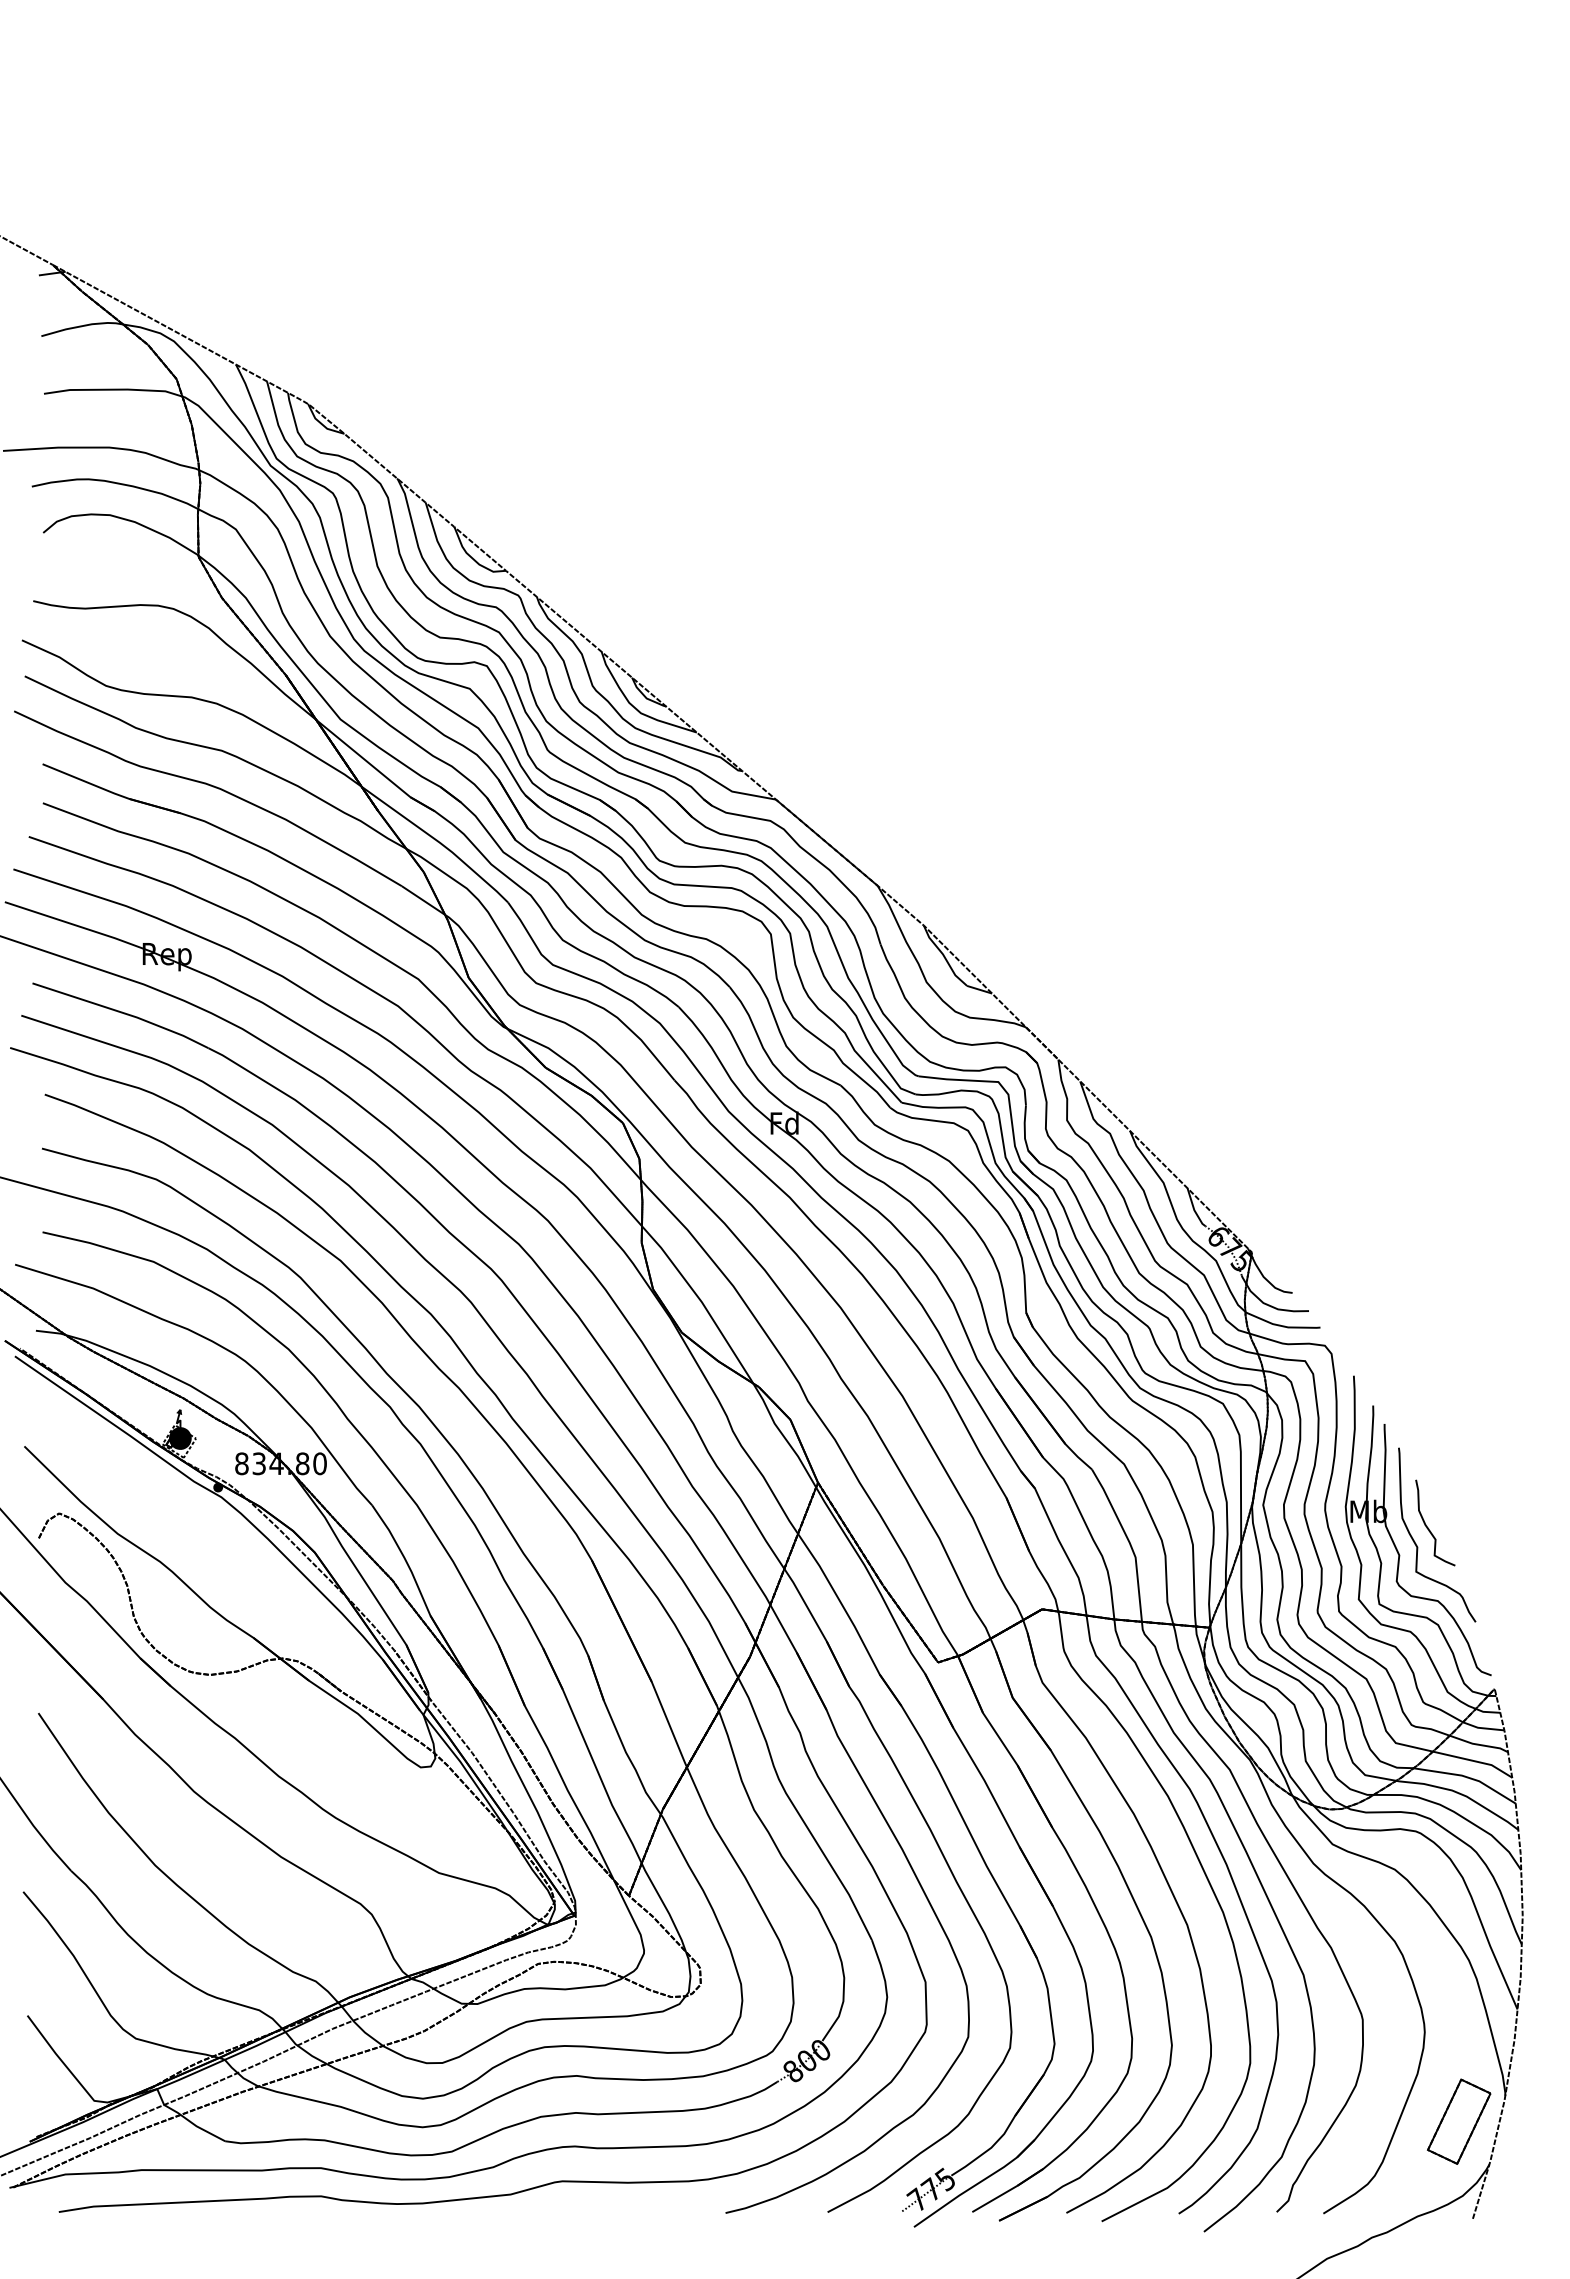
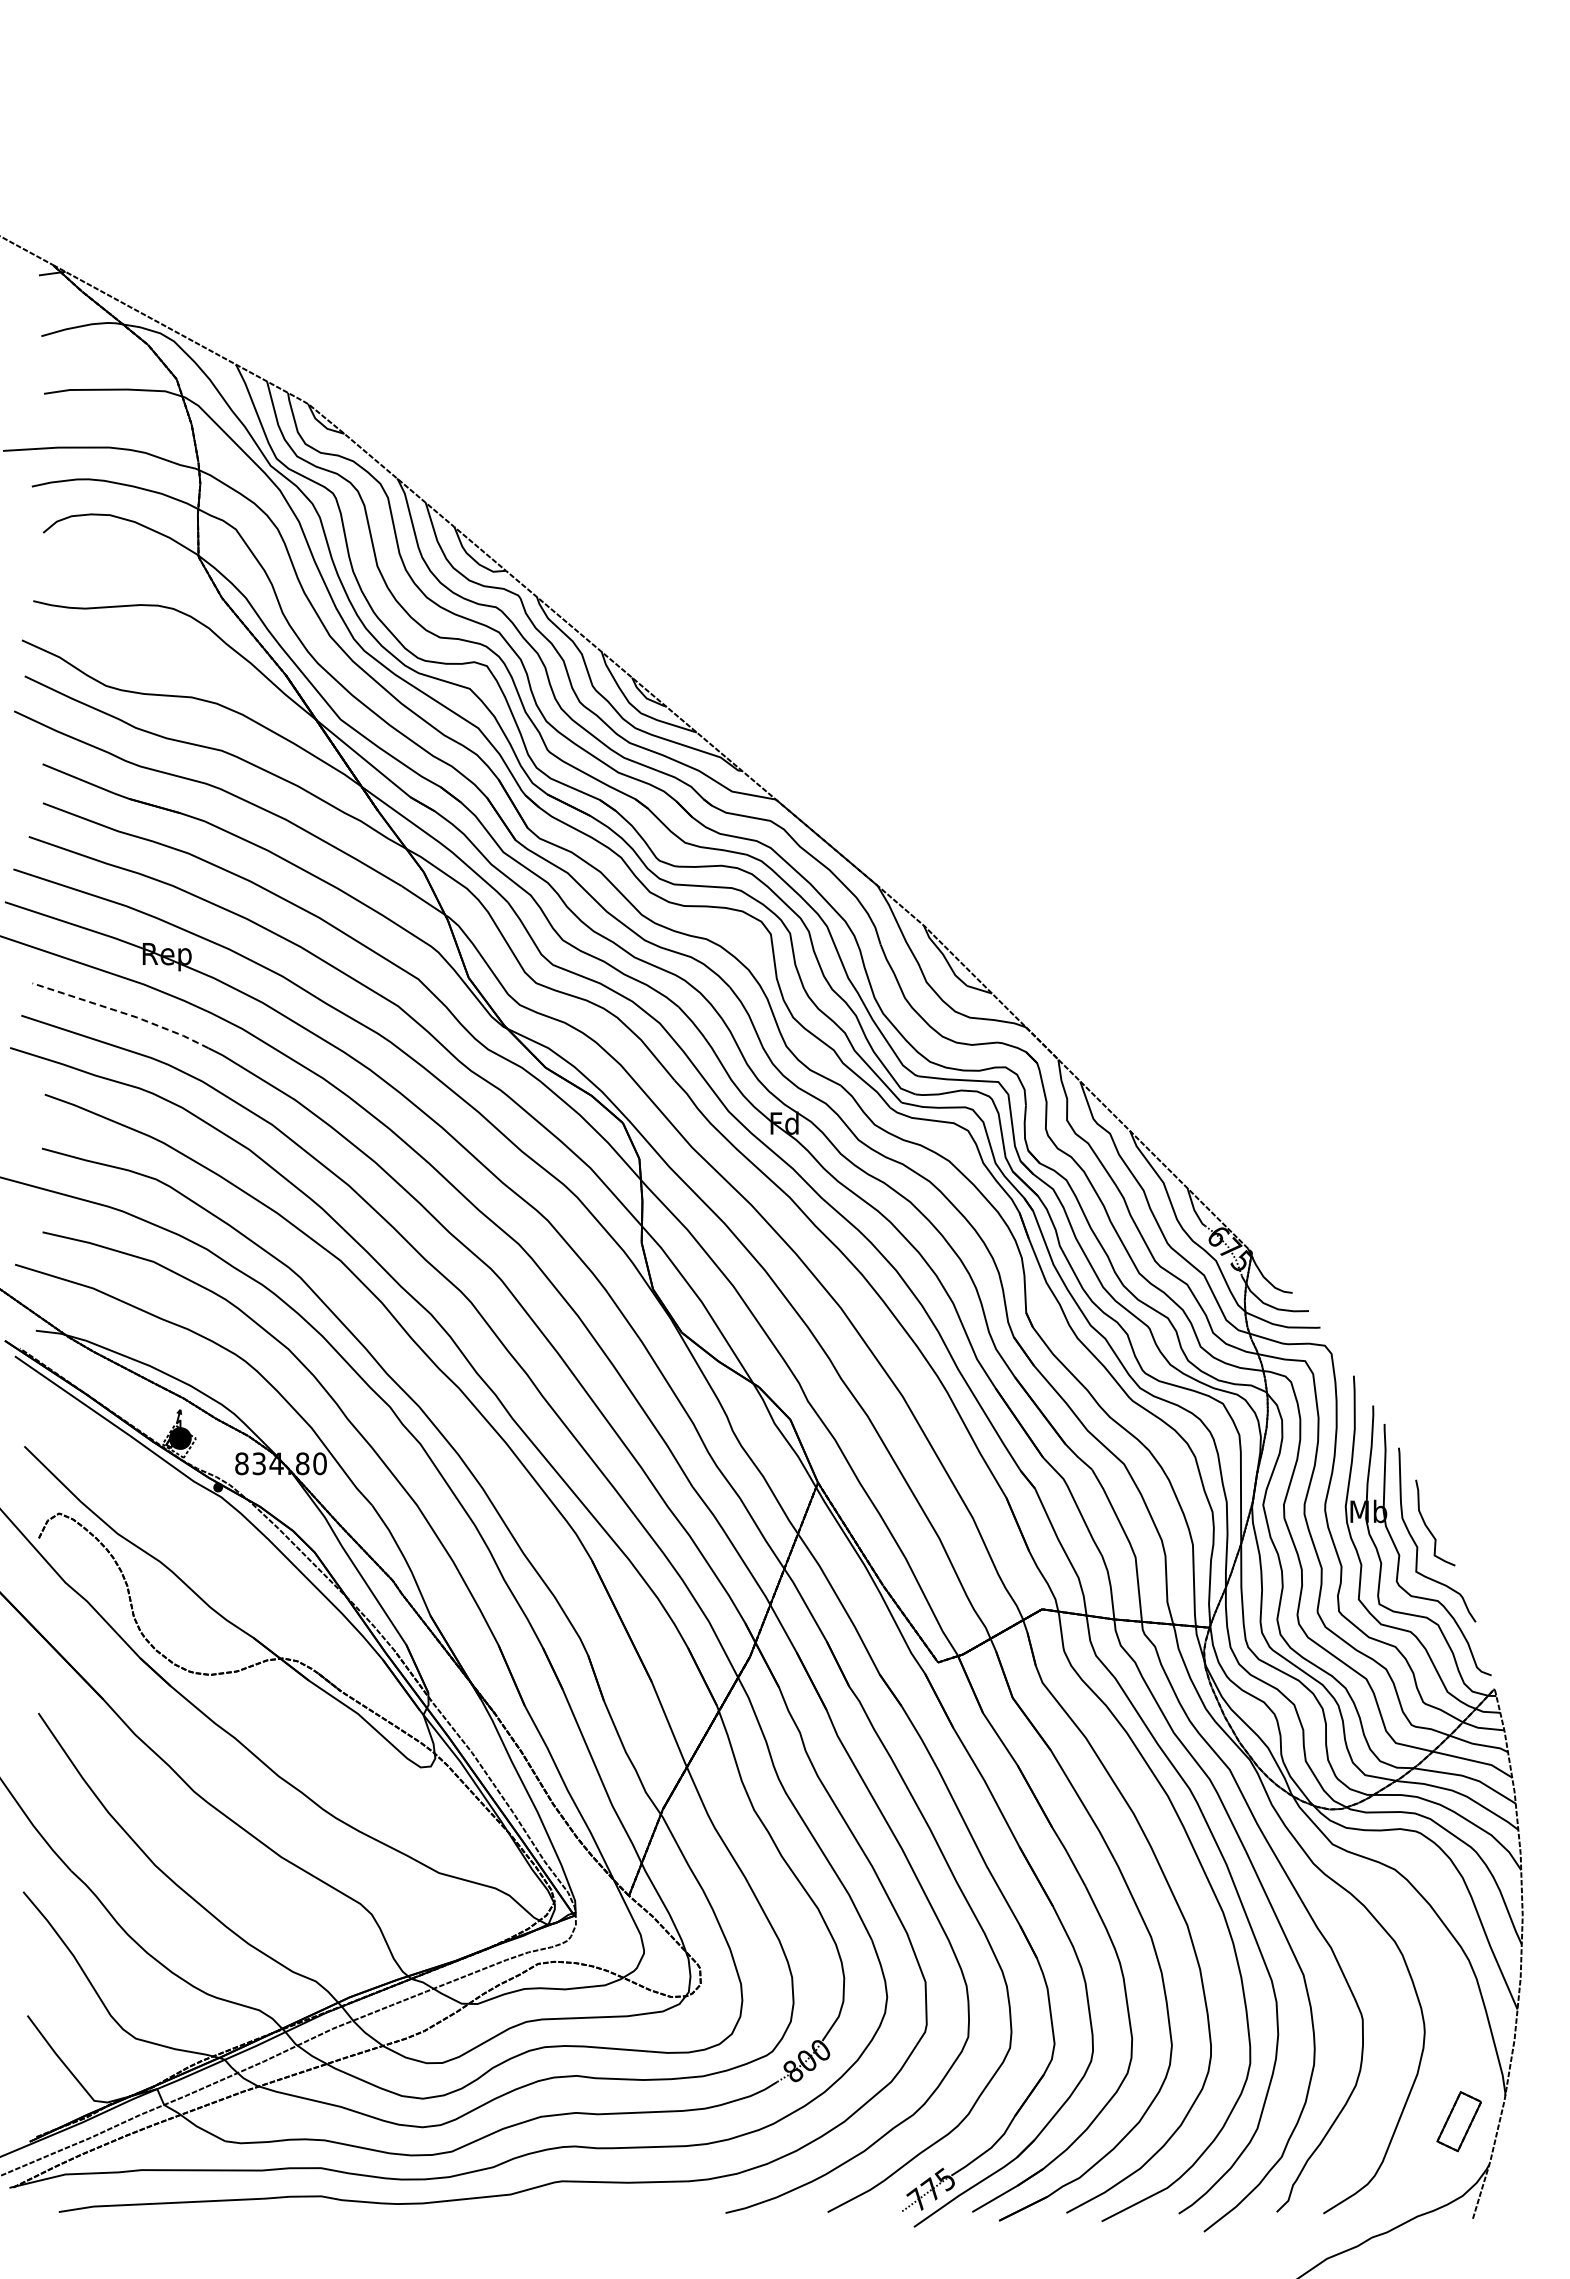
line: solid -> dashed (122, 1012)
part size: 65x87 px -> 46x62 px (1458, 2121)
